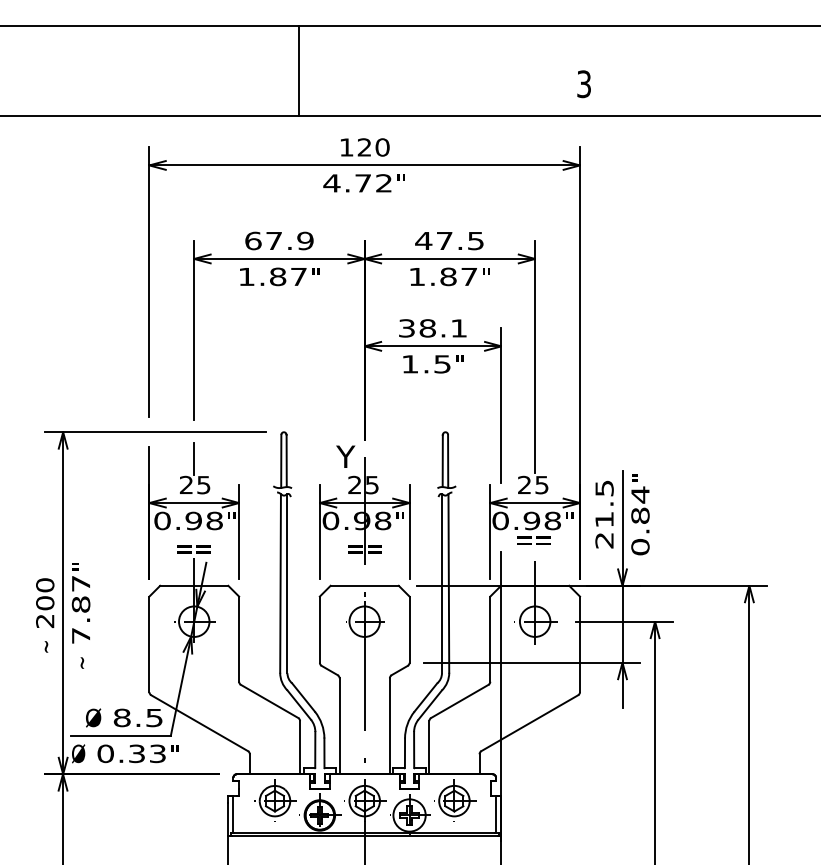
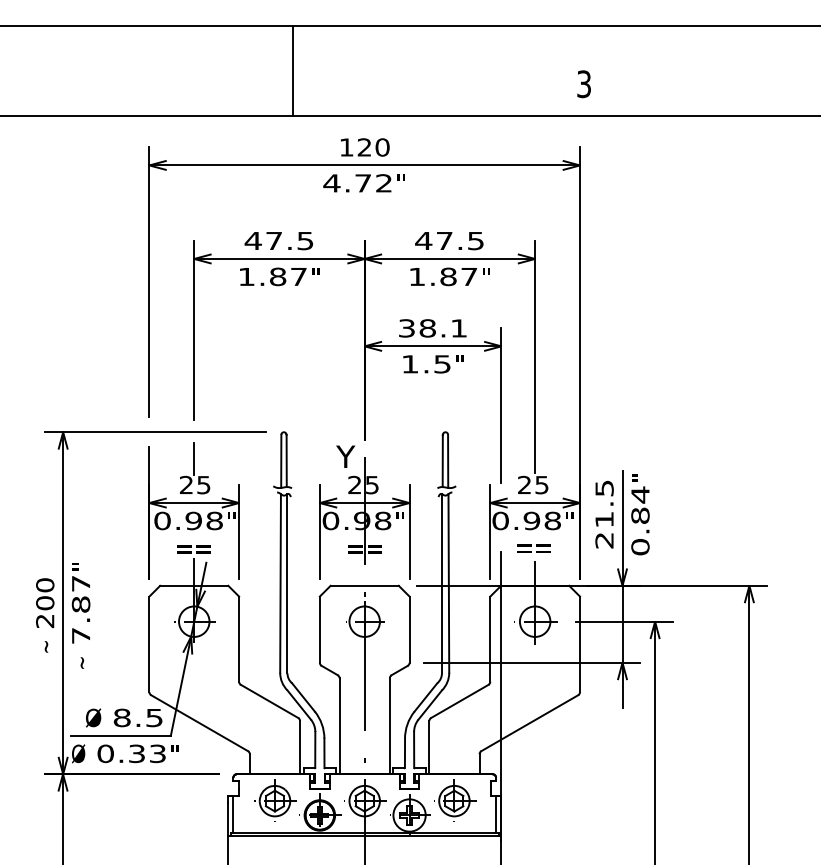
line position: (298, 70) -> (292, 70) (292, 70)
text: 67.9 -> 47.5 (278, 240)
text position: (533, 540) -> (533, 548) (533, 548)
